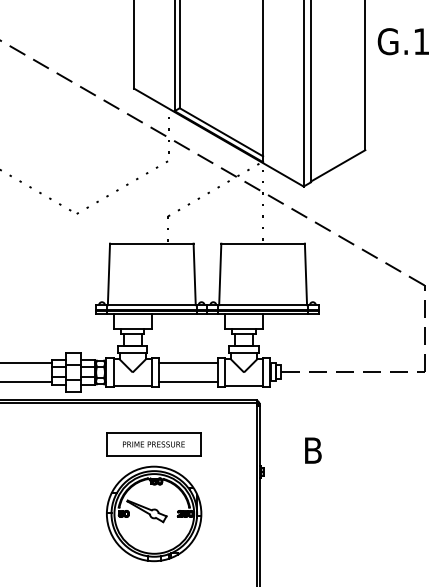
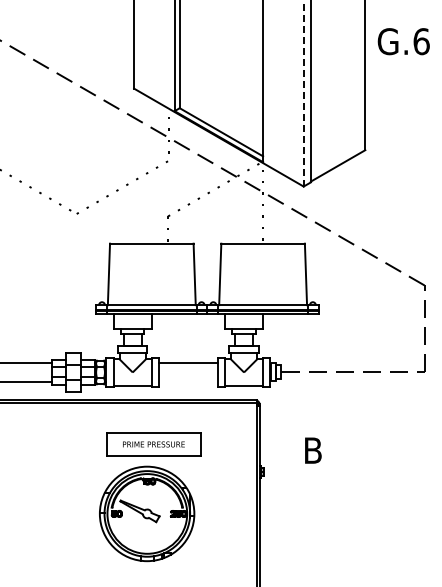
text: G.1 -> G.6 (421, 41)
line: solid -> dashed (303, 93)
line: present -> none (188, 382)
part position: (154, 513) -> (147, 513) (147, 513)
